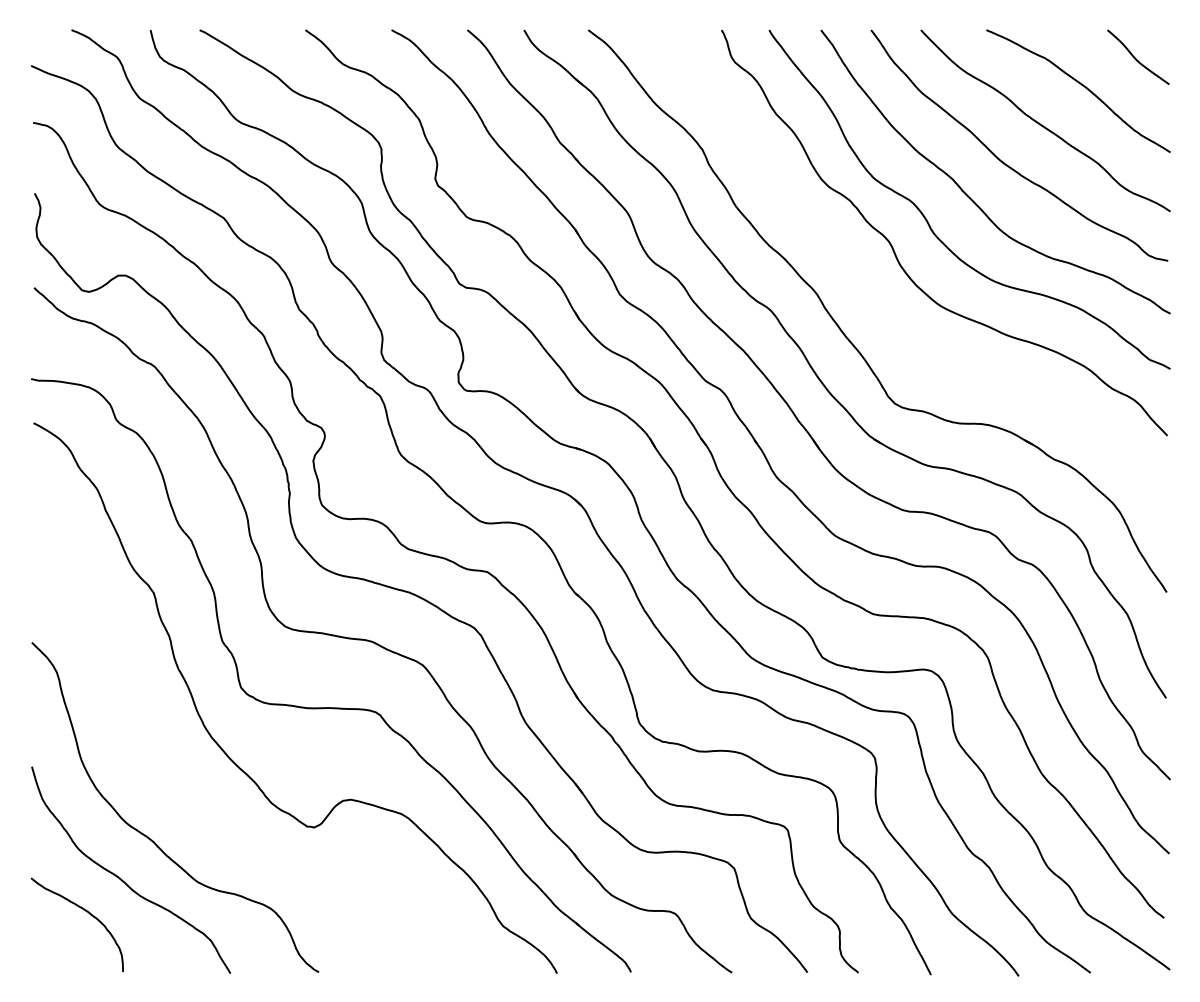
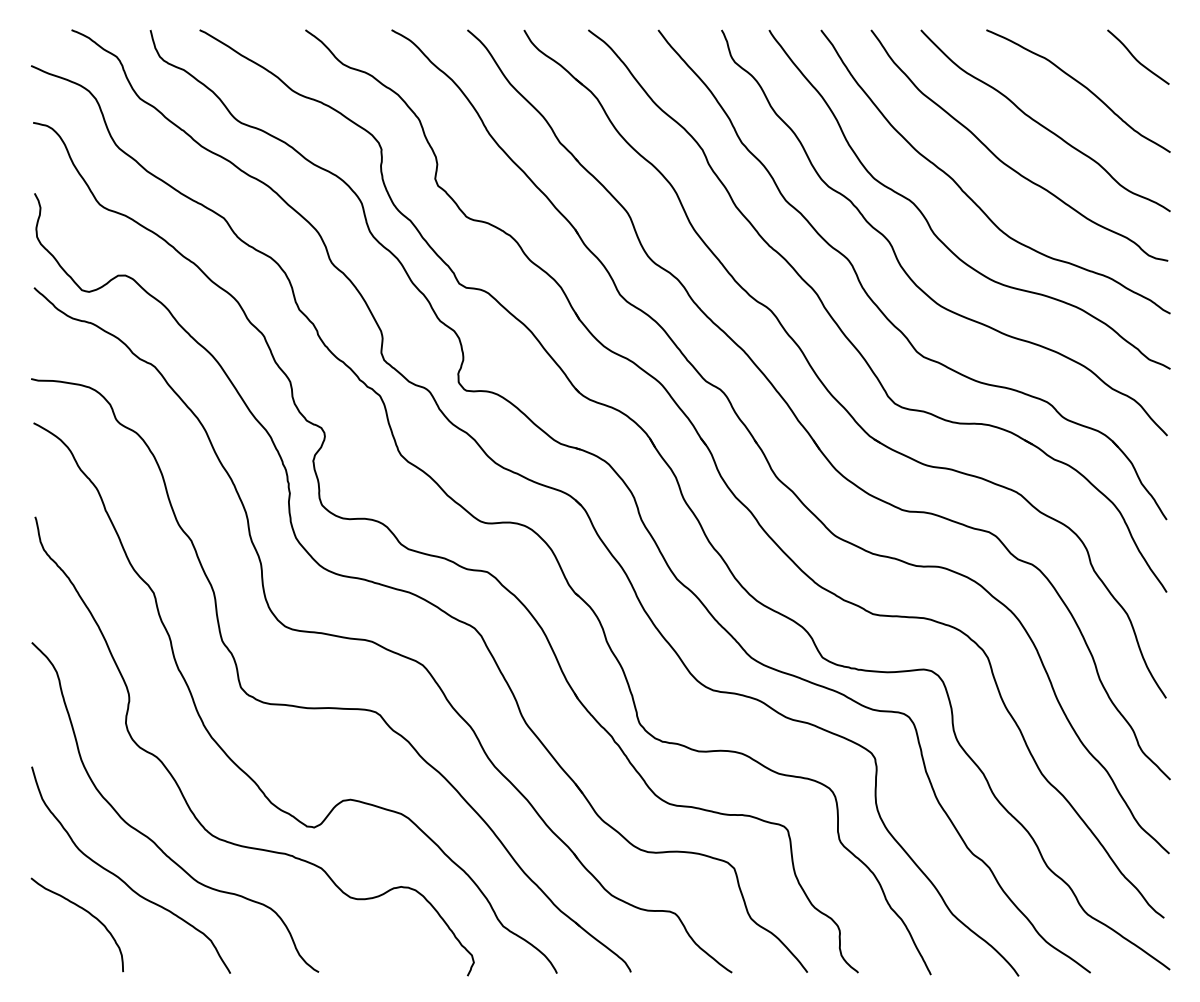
part: none -> present (879, 307)
curve: none -> present (178, 784)
